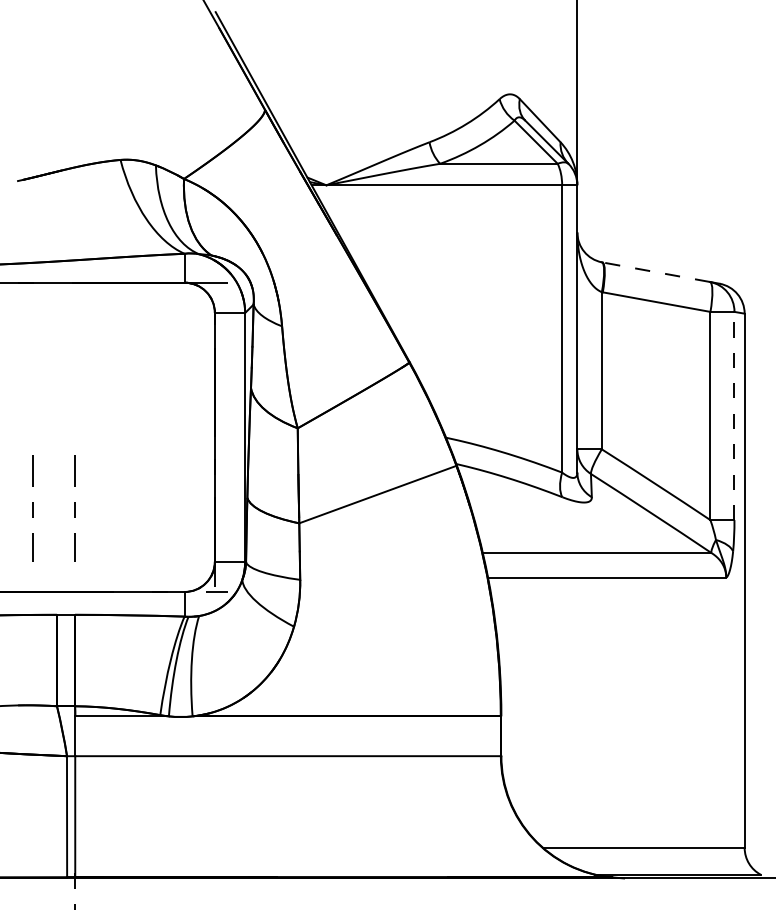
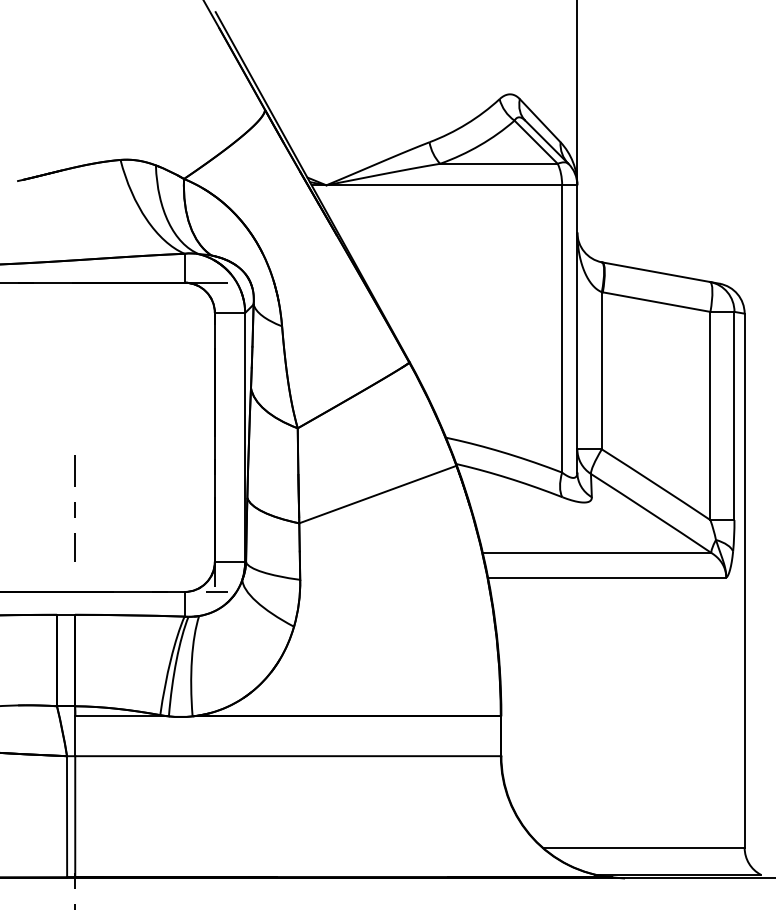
line: dashed -> solid (656, 272)
line: dashed -> solid (734, 415)
line: present -> none (32, 508)
